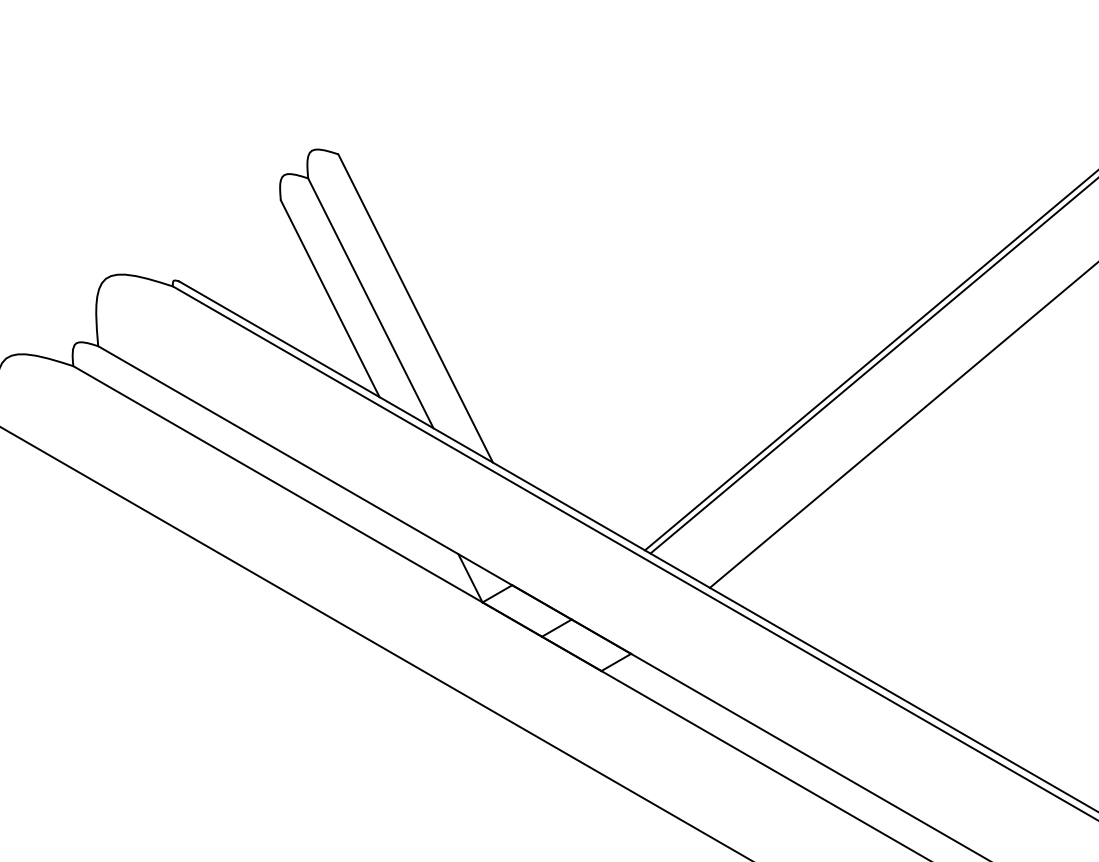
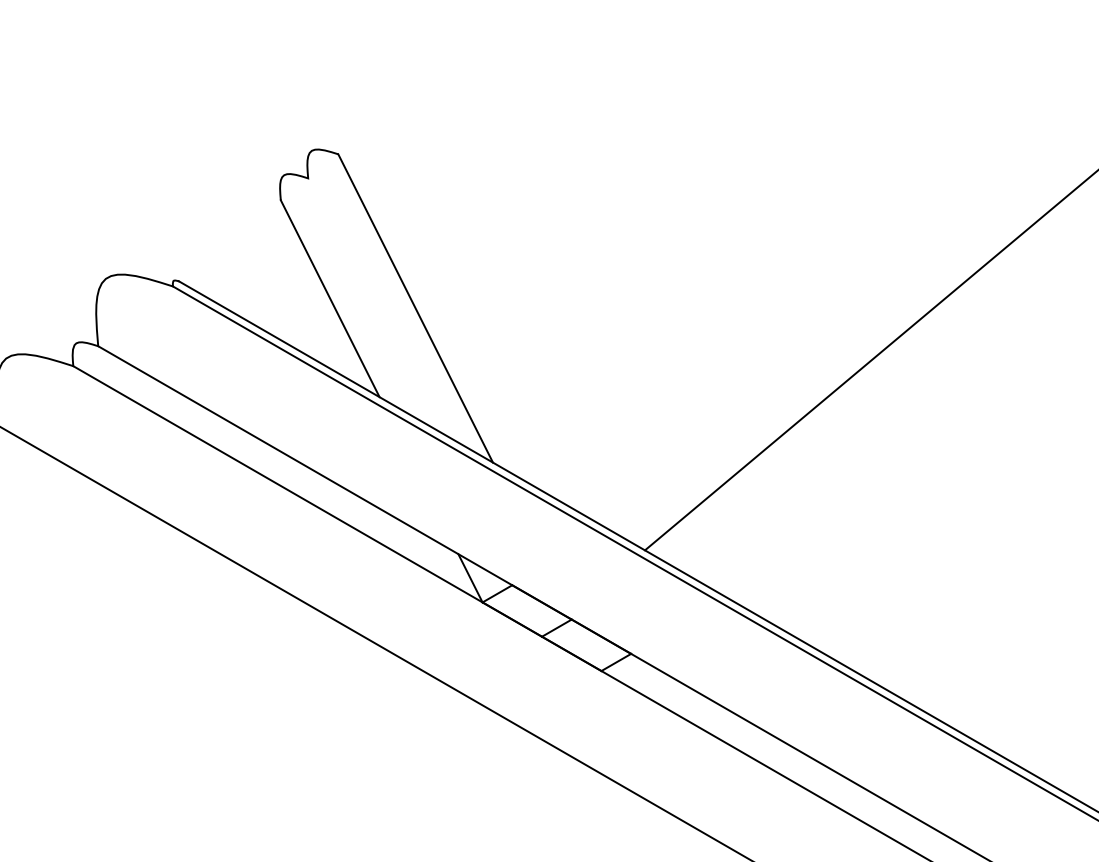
line: present -> none (370, 303)
line: present -> none (872, 366)
line: present -> none (902, 425)
